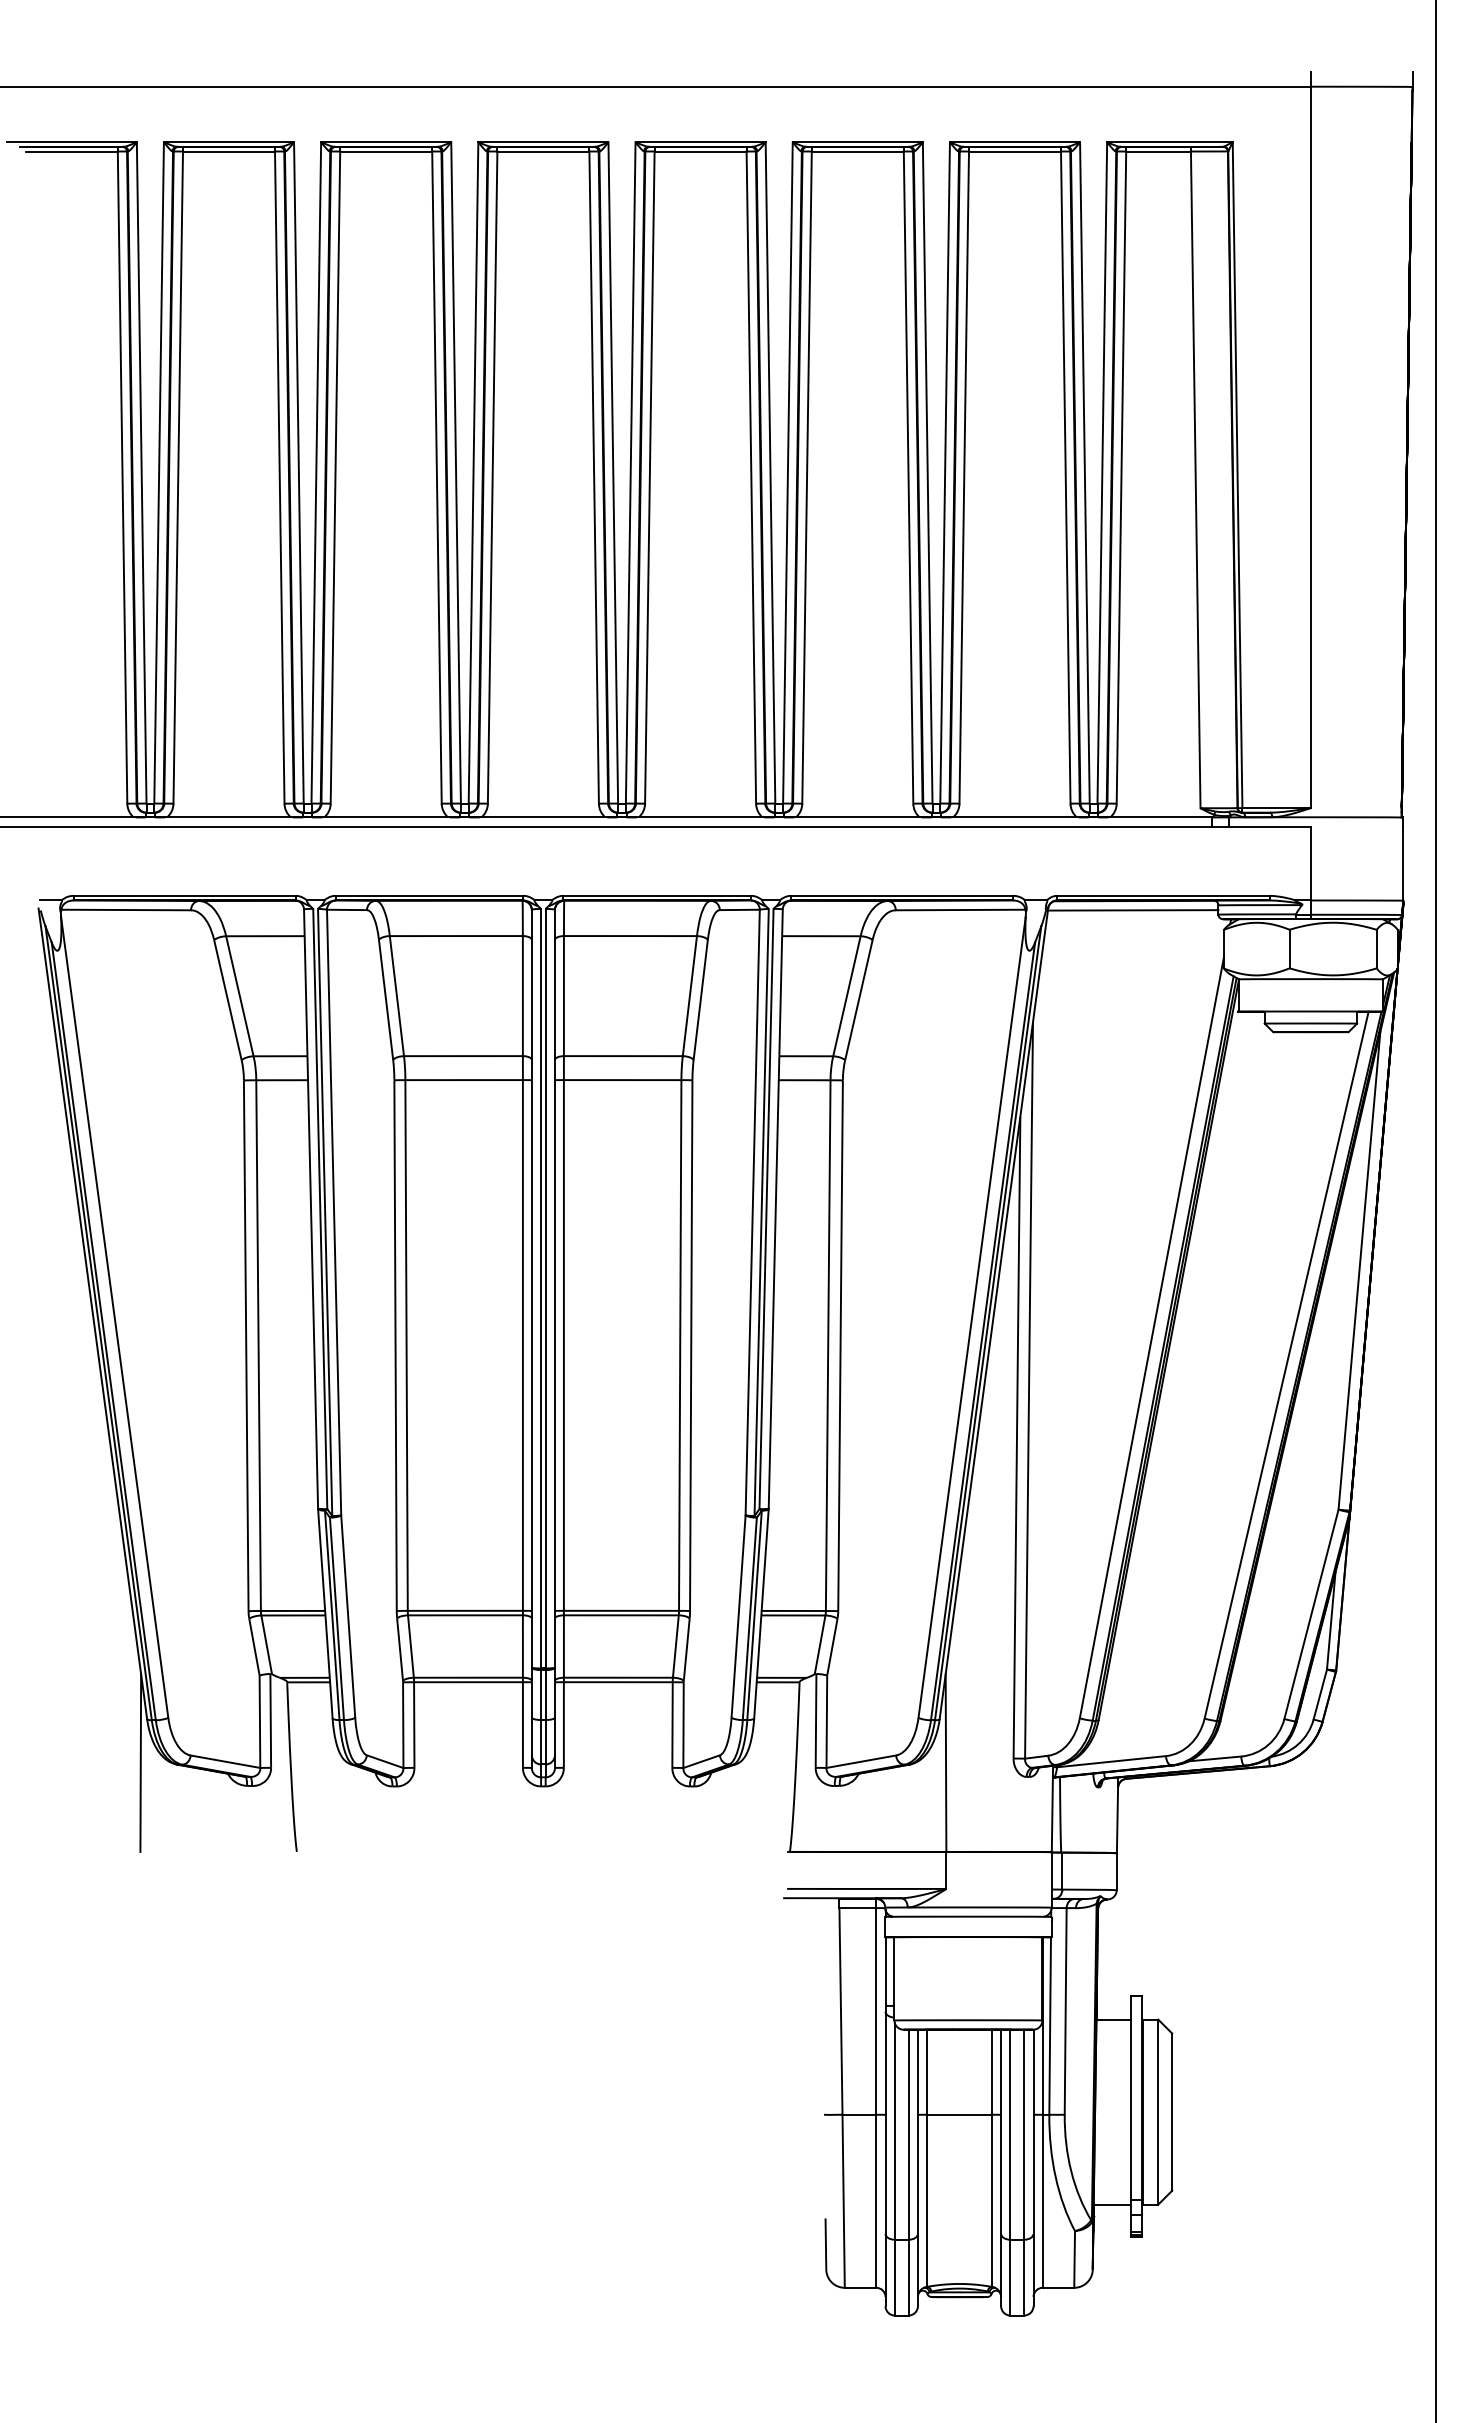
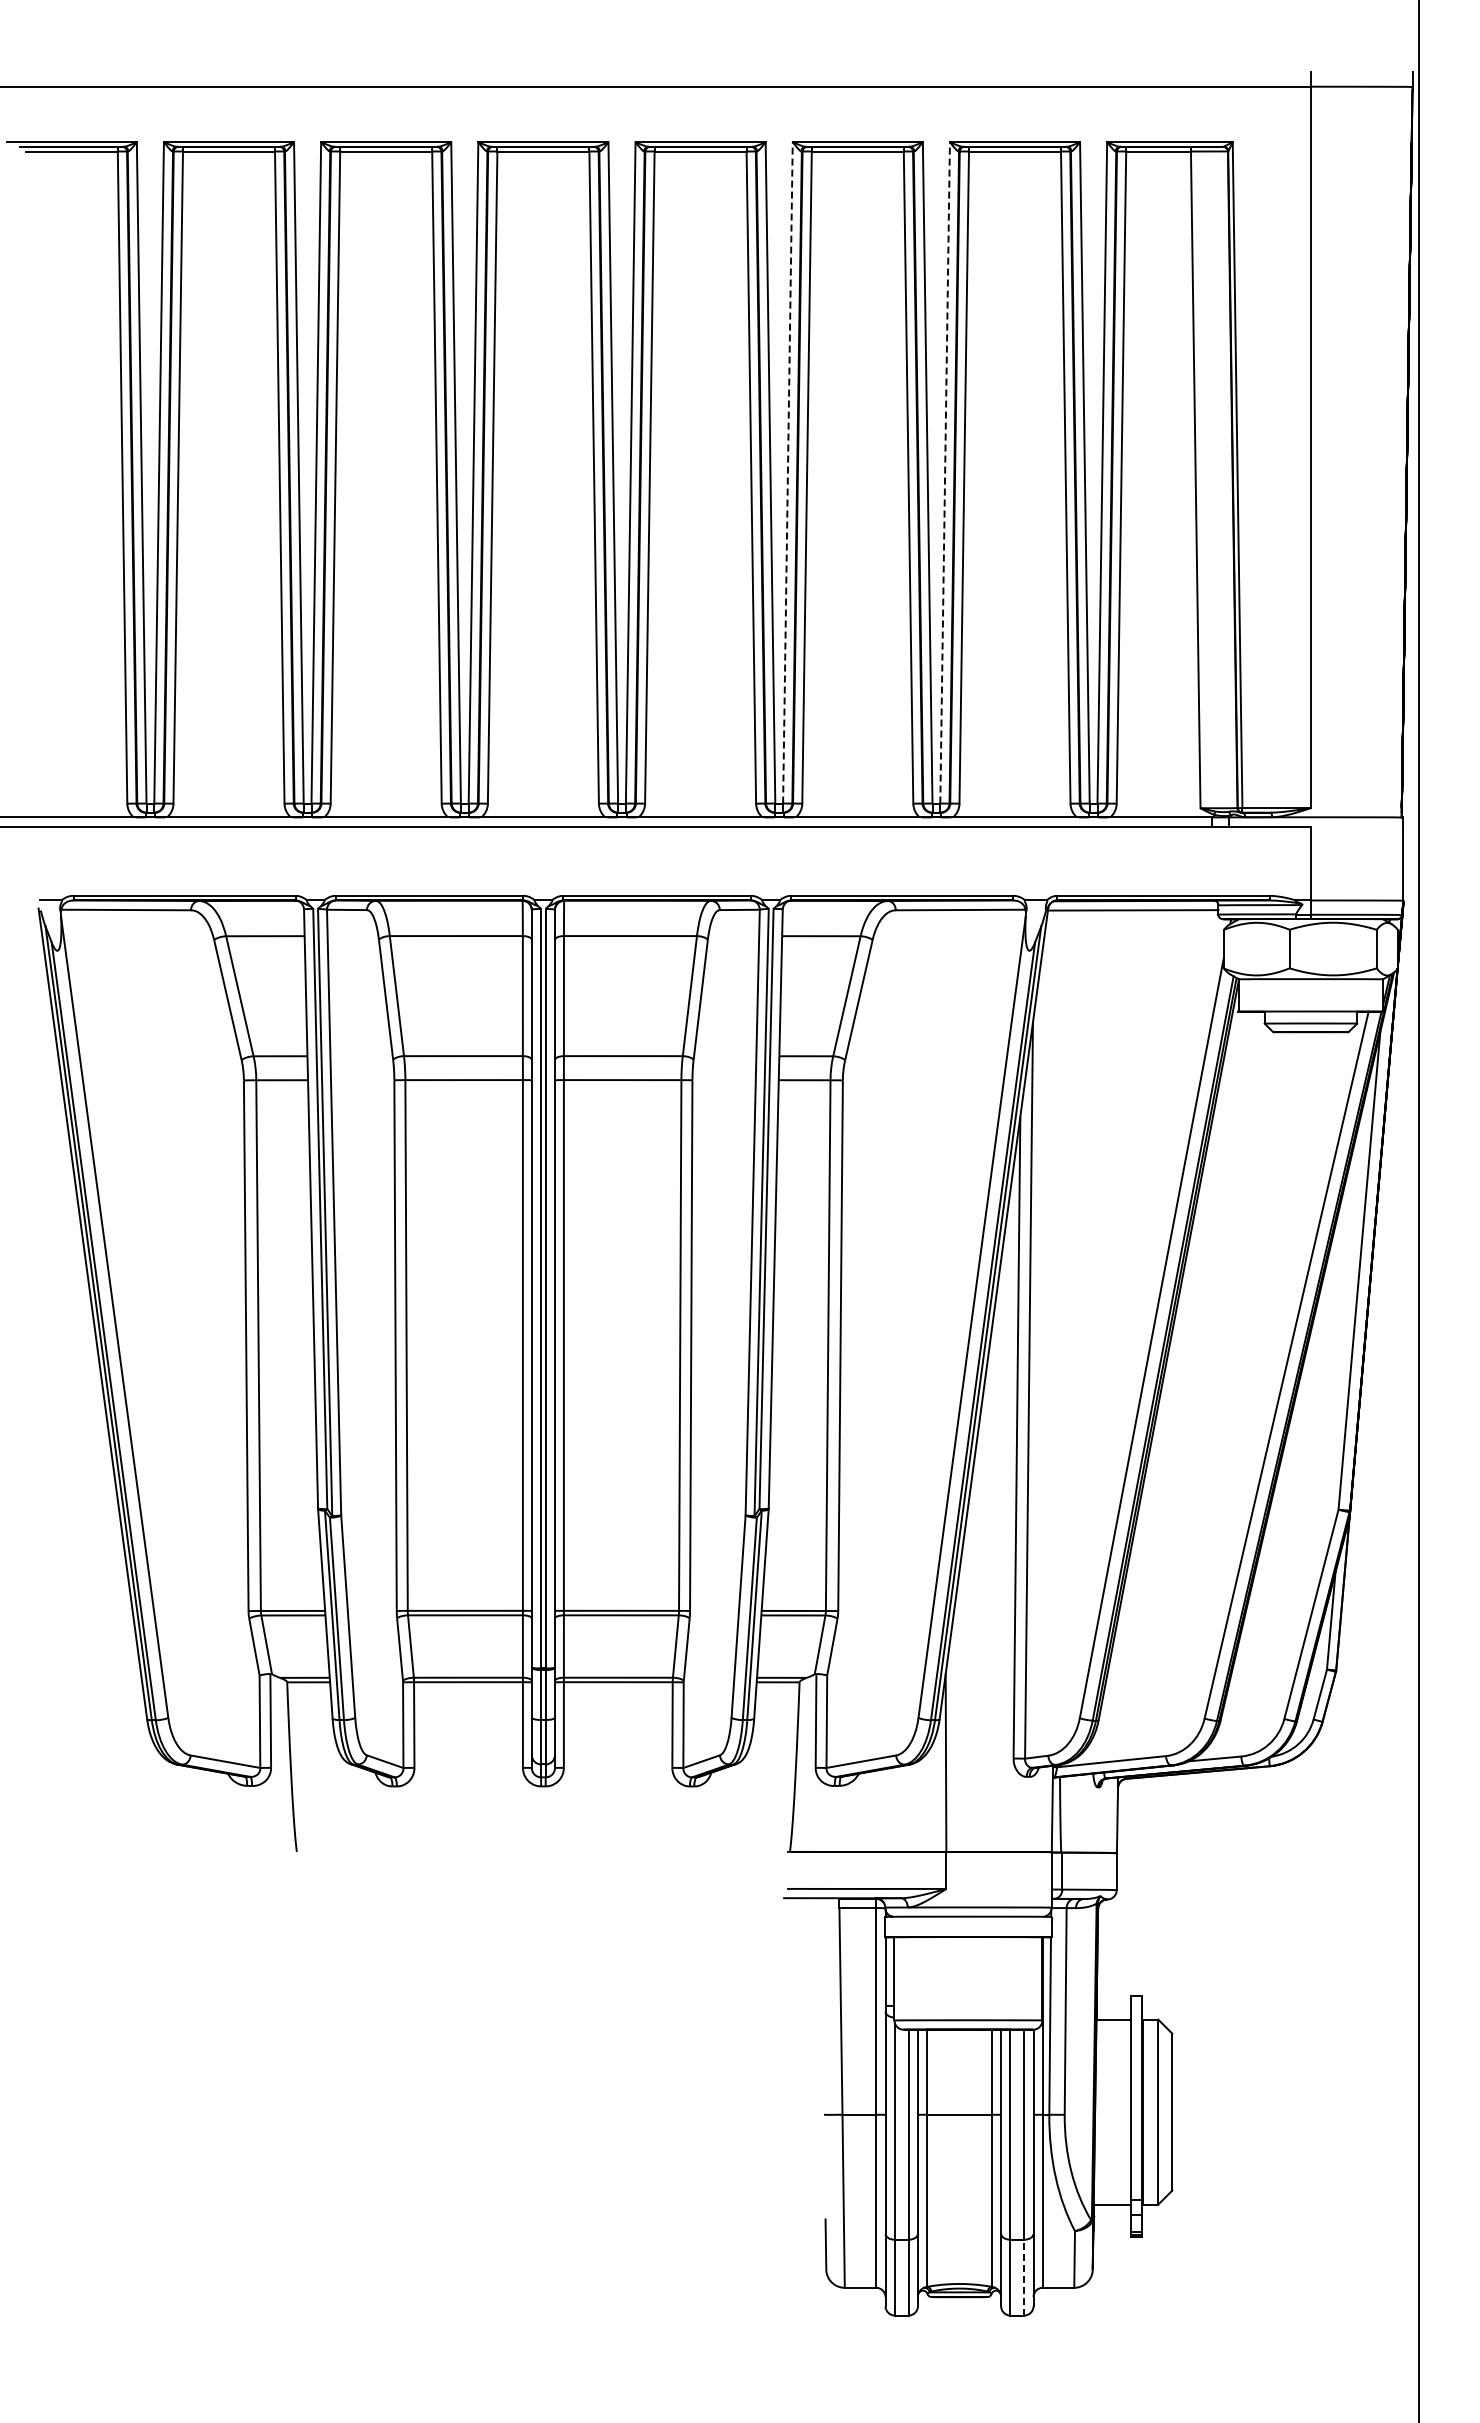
line: solid -> dashed (787, 472)
line: solid -> dashed (945, 472)
line position: (1435, 1210) -> (1418, 1210) (1418, 1210)
line: present -> none (140, 1762)
line: solid -> dashed (1024, 2277)
